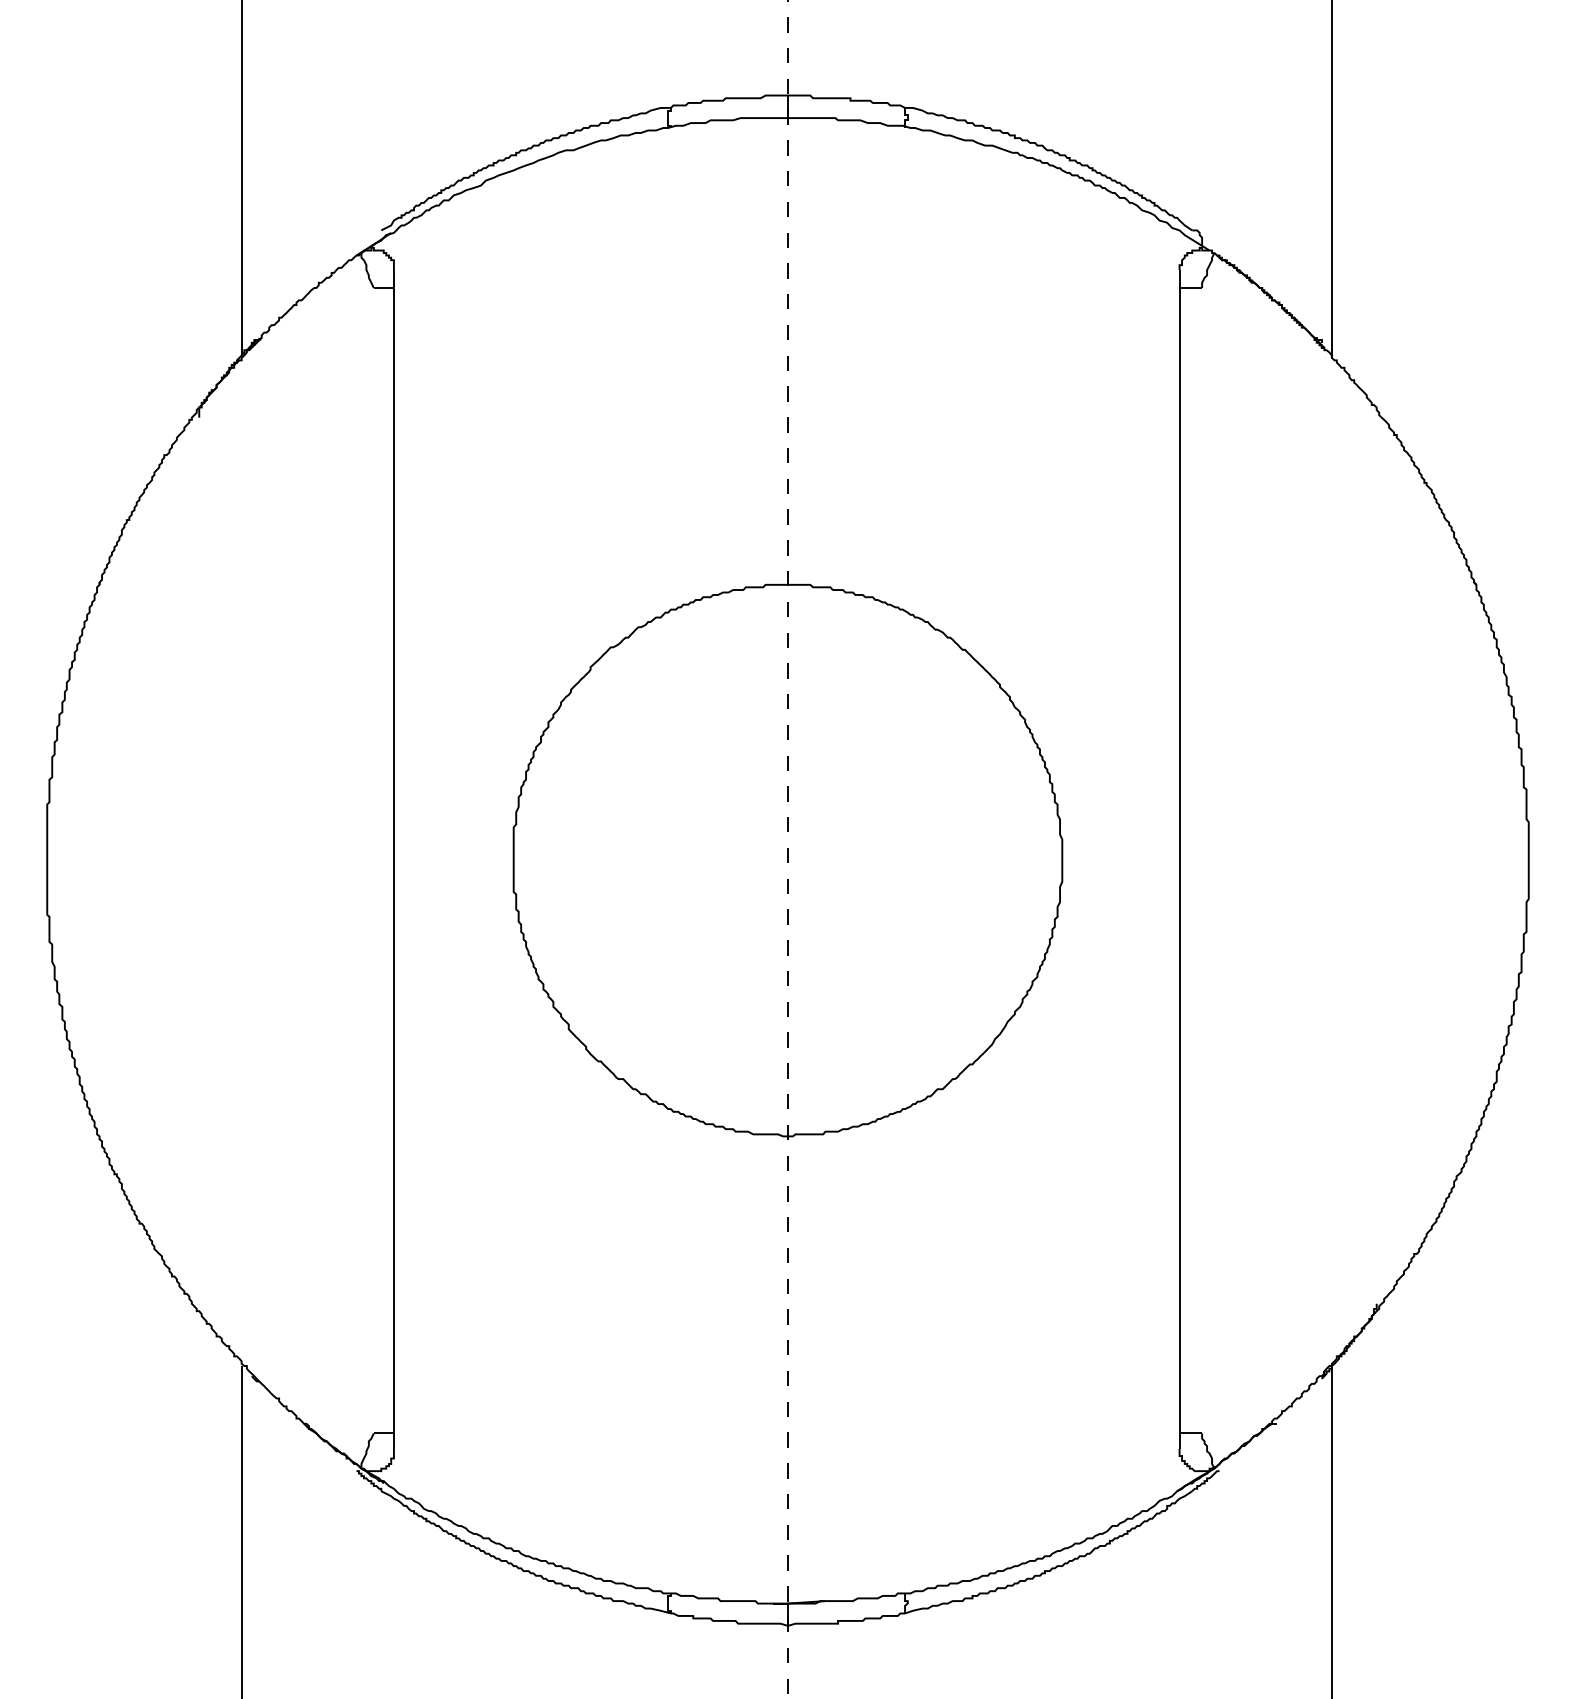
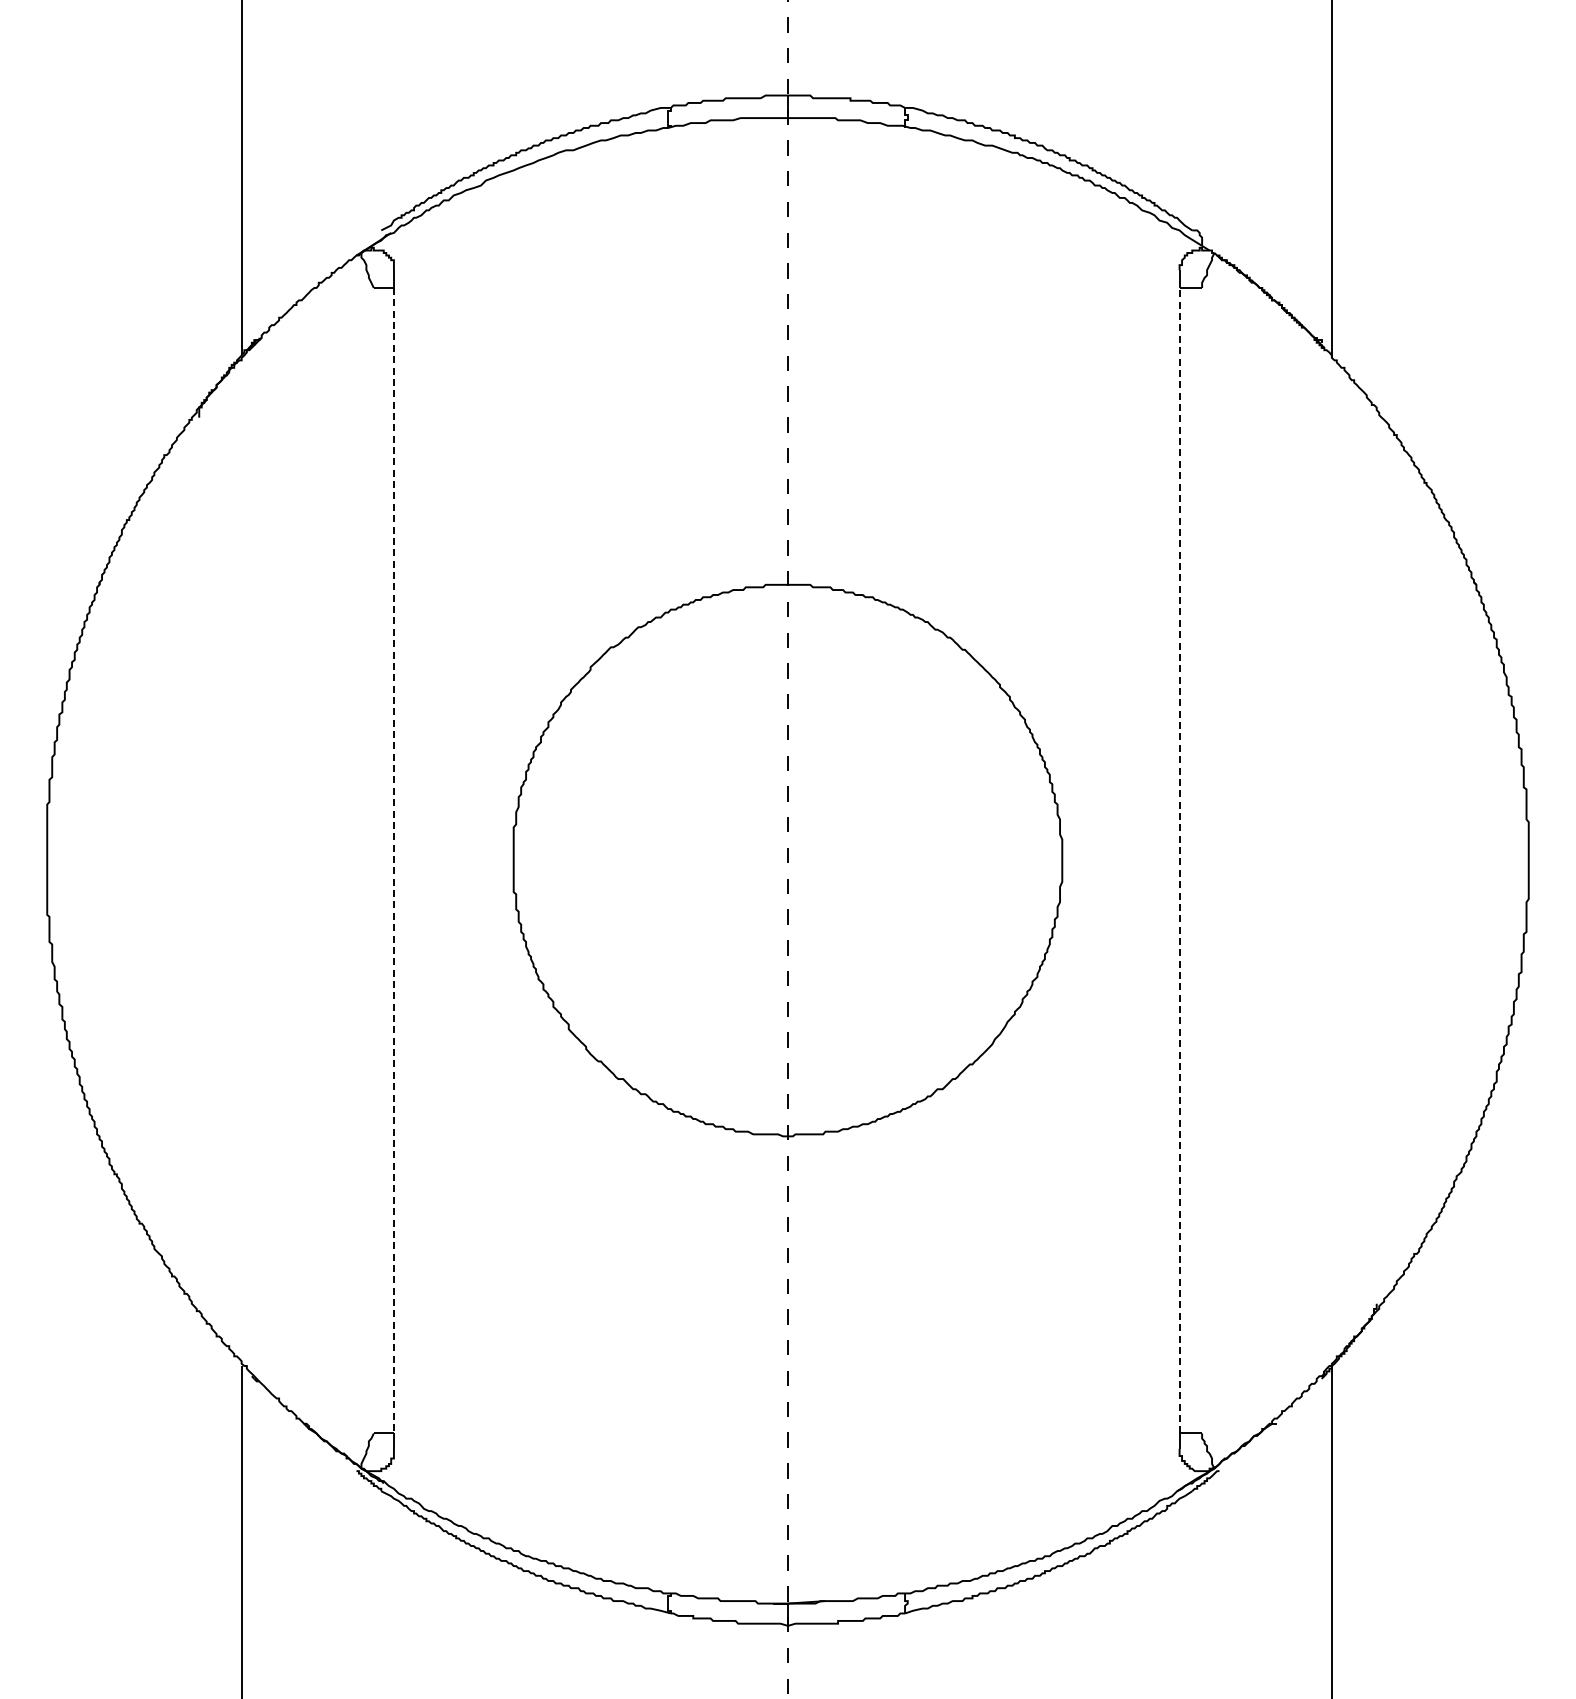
line: solid -> dashed (393, 860)
line: solid -> dashed (1179, 860)
